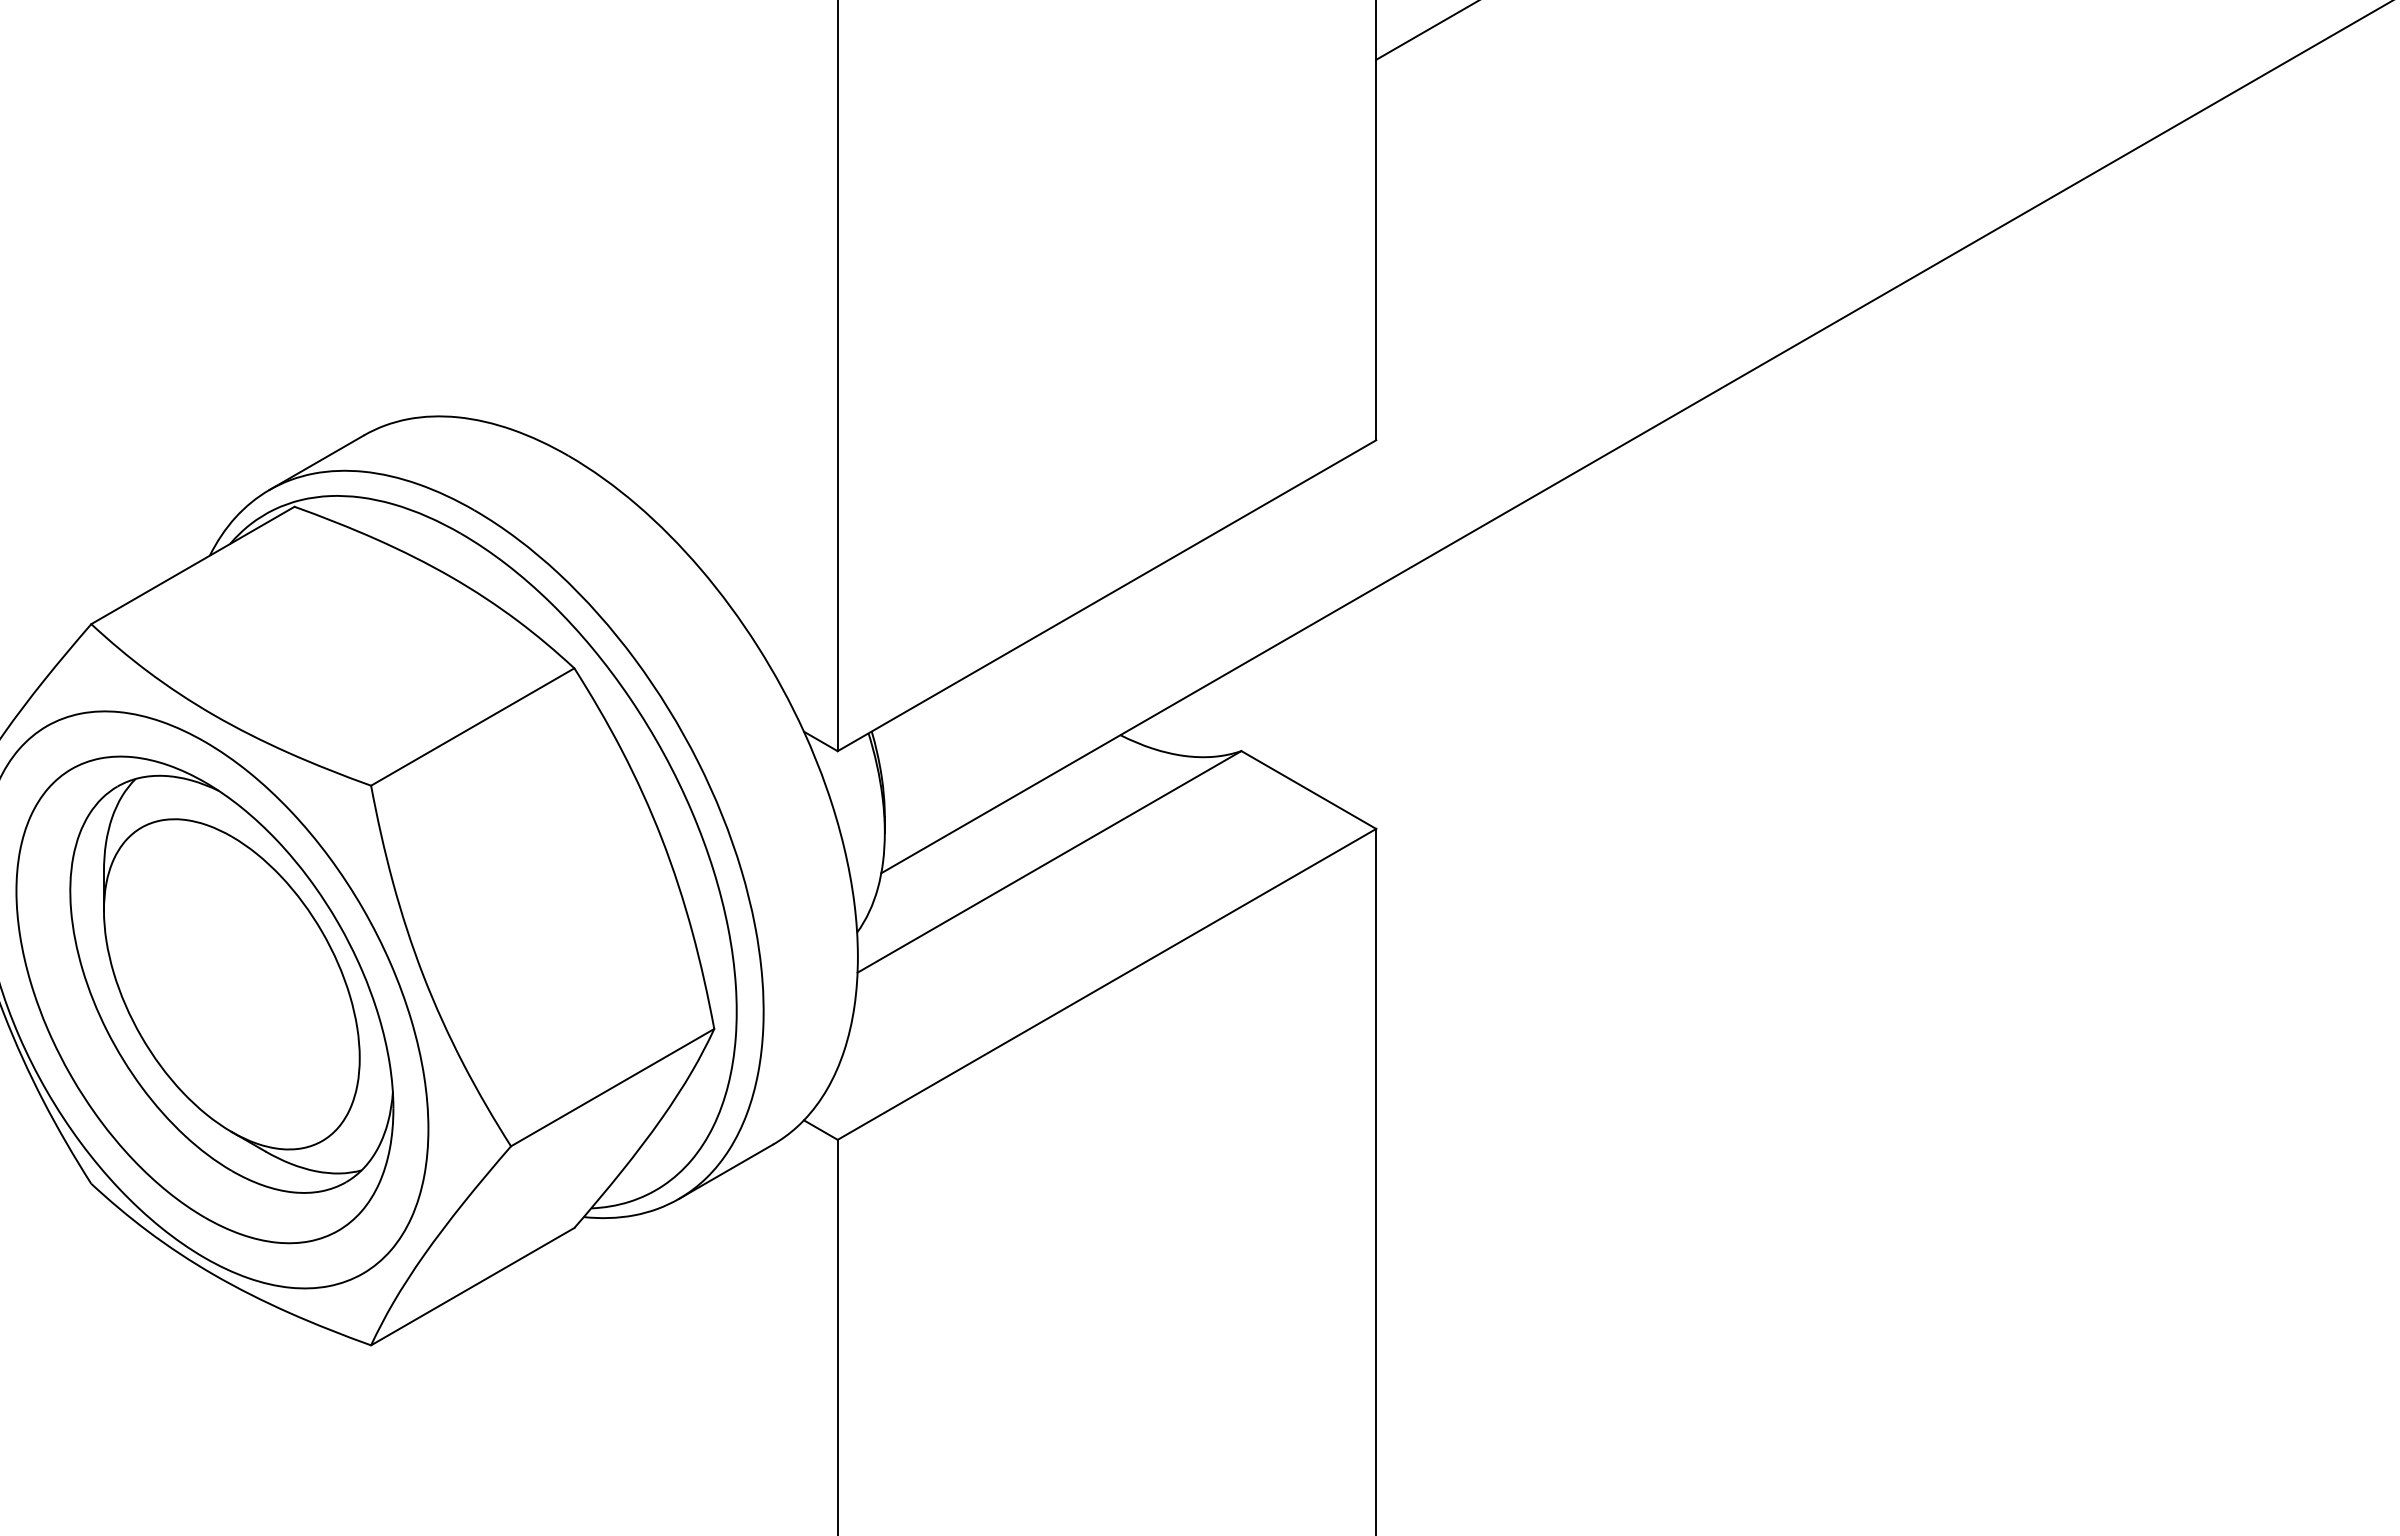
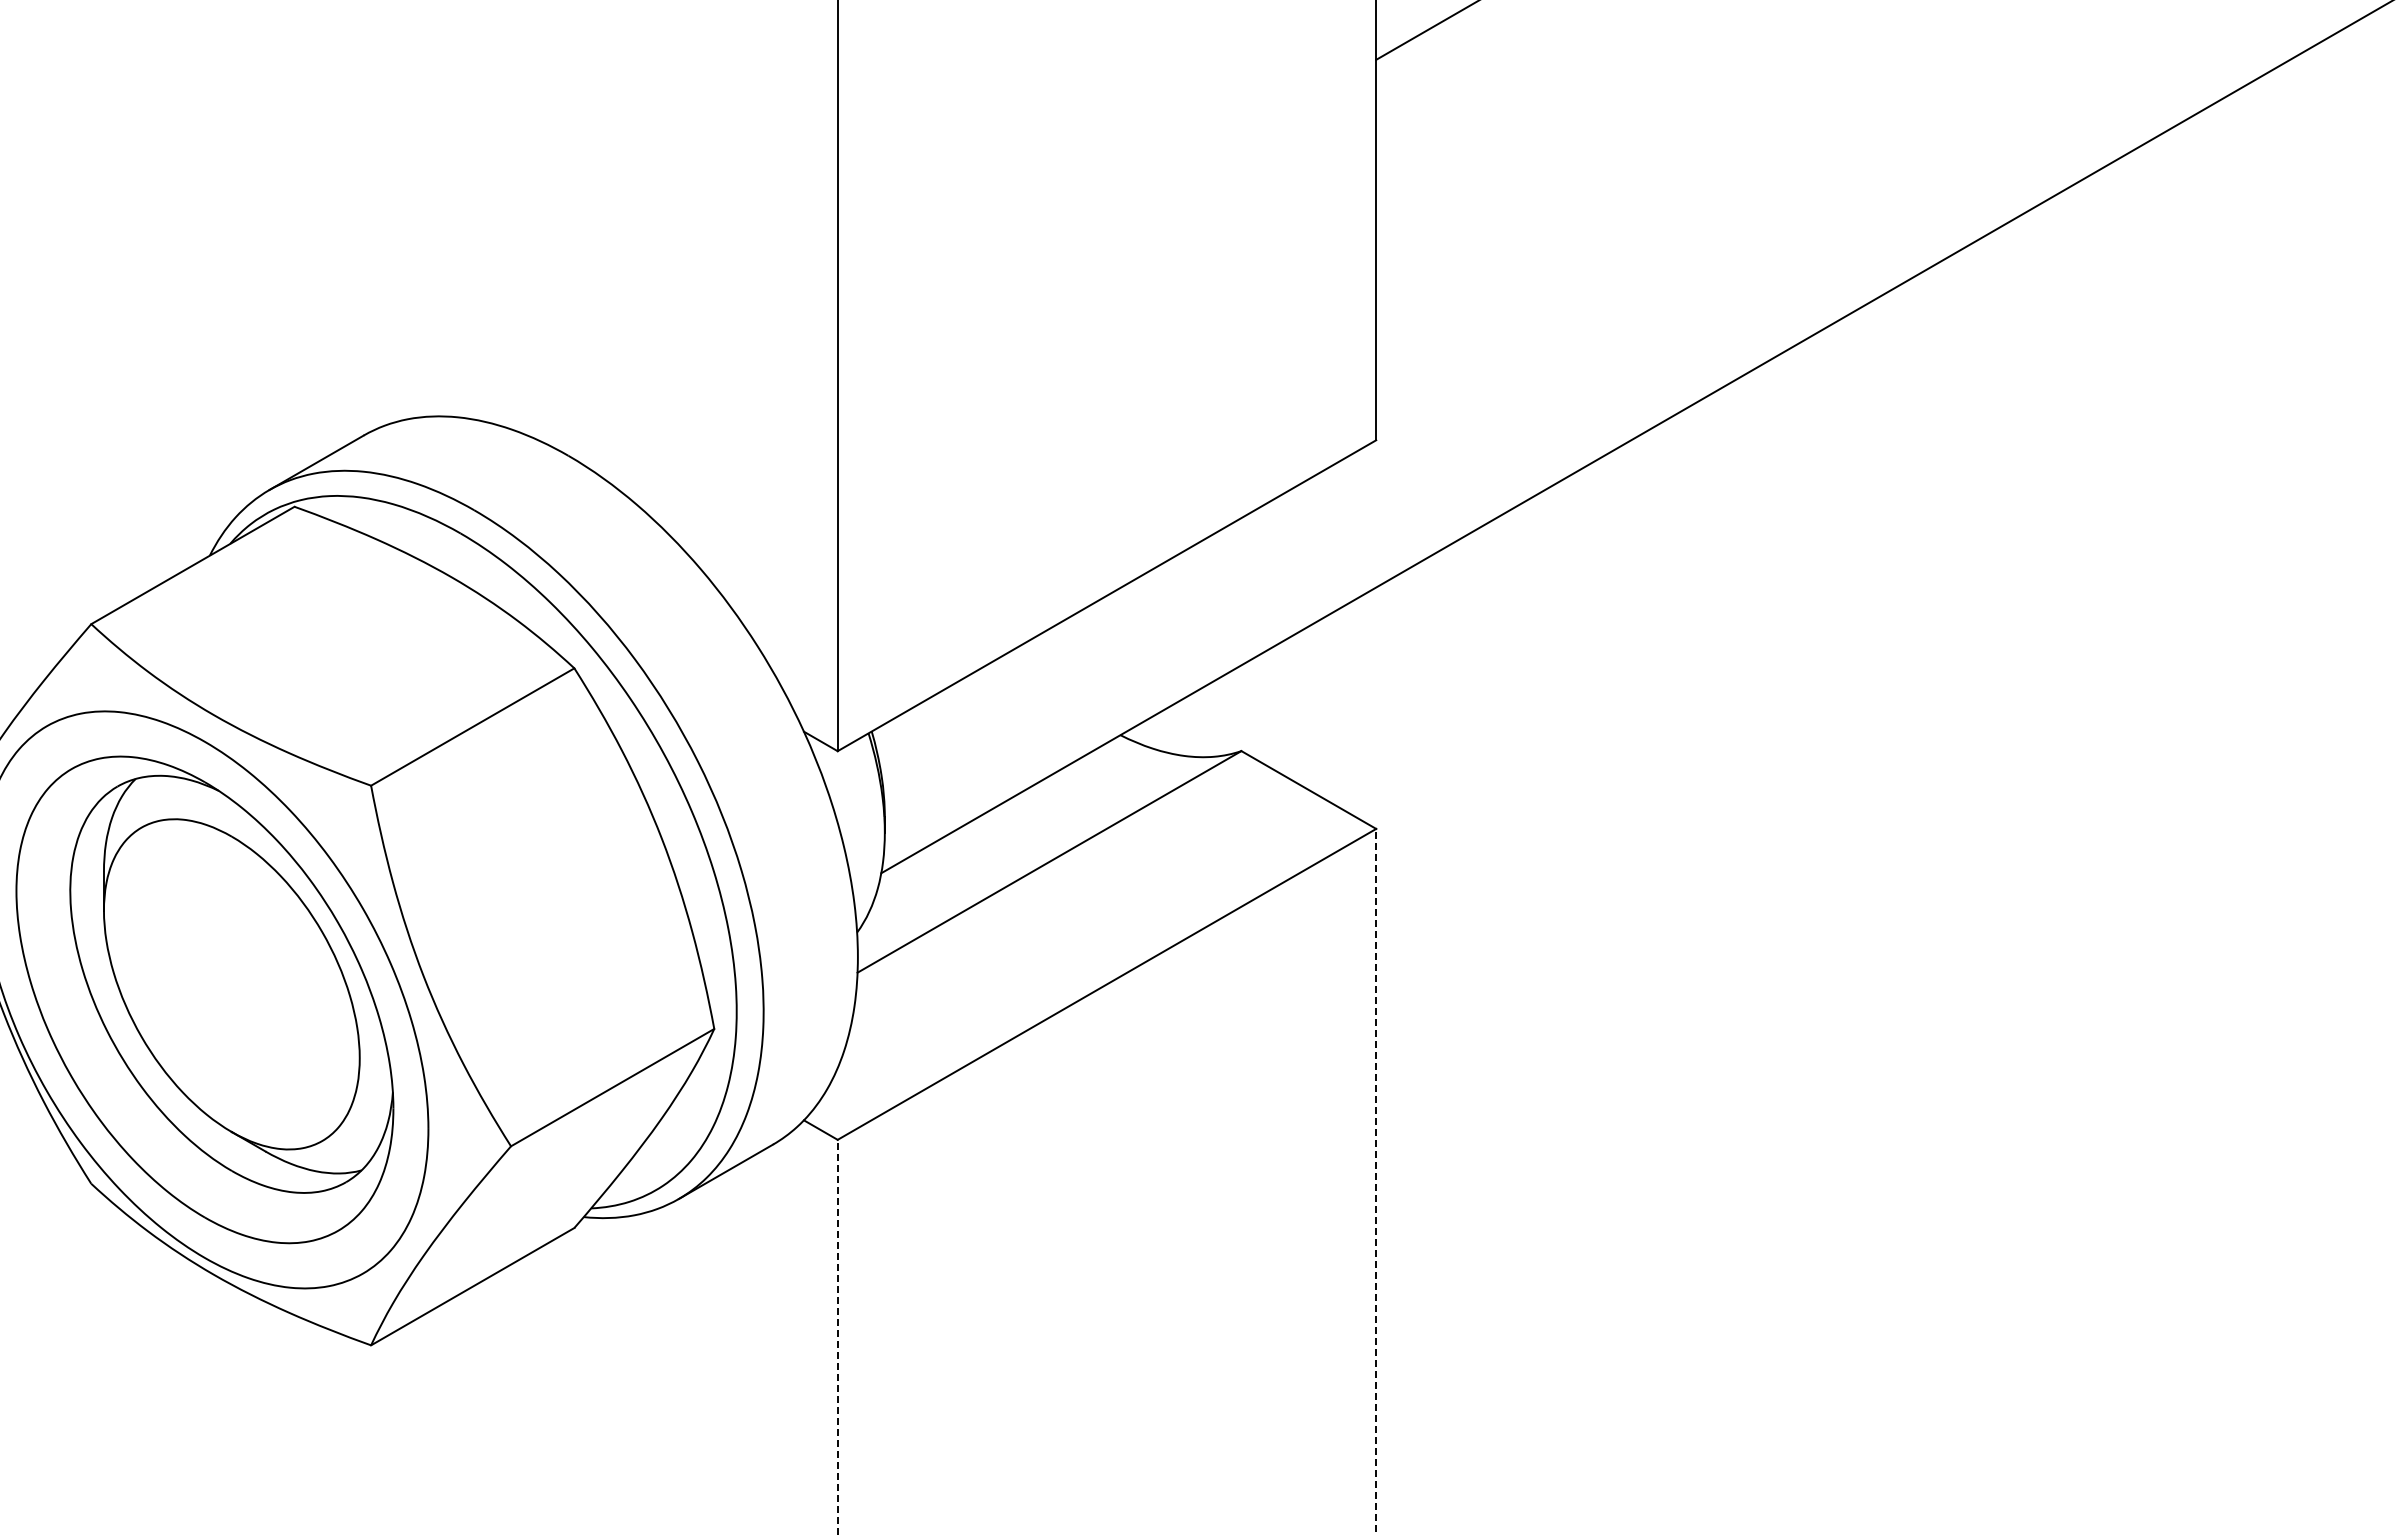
line: solid -> dashed (1376, 1181)
line: solid -> dashed (837, 1337)
